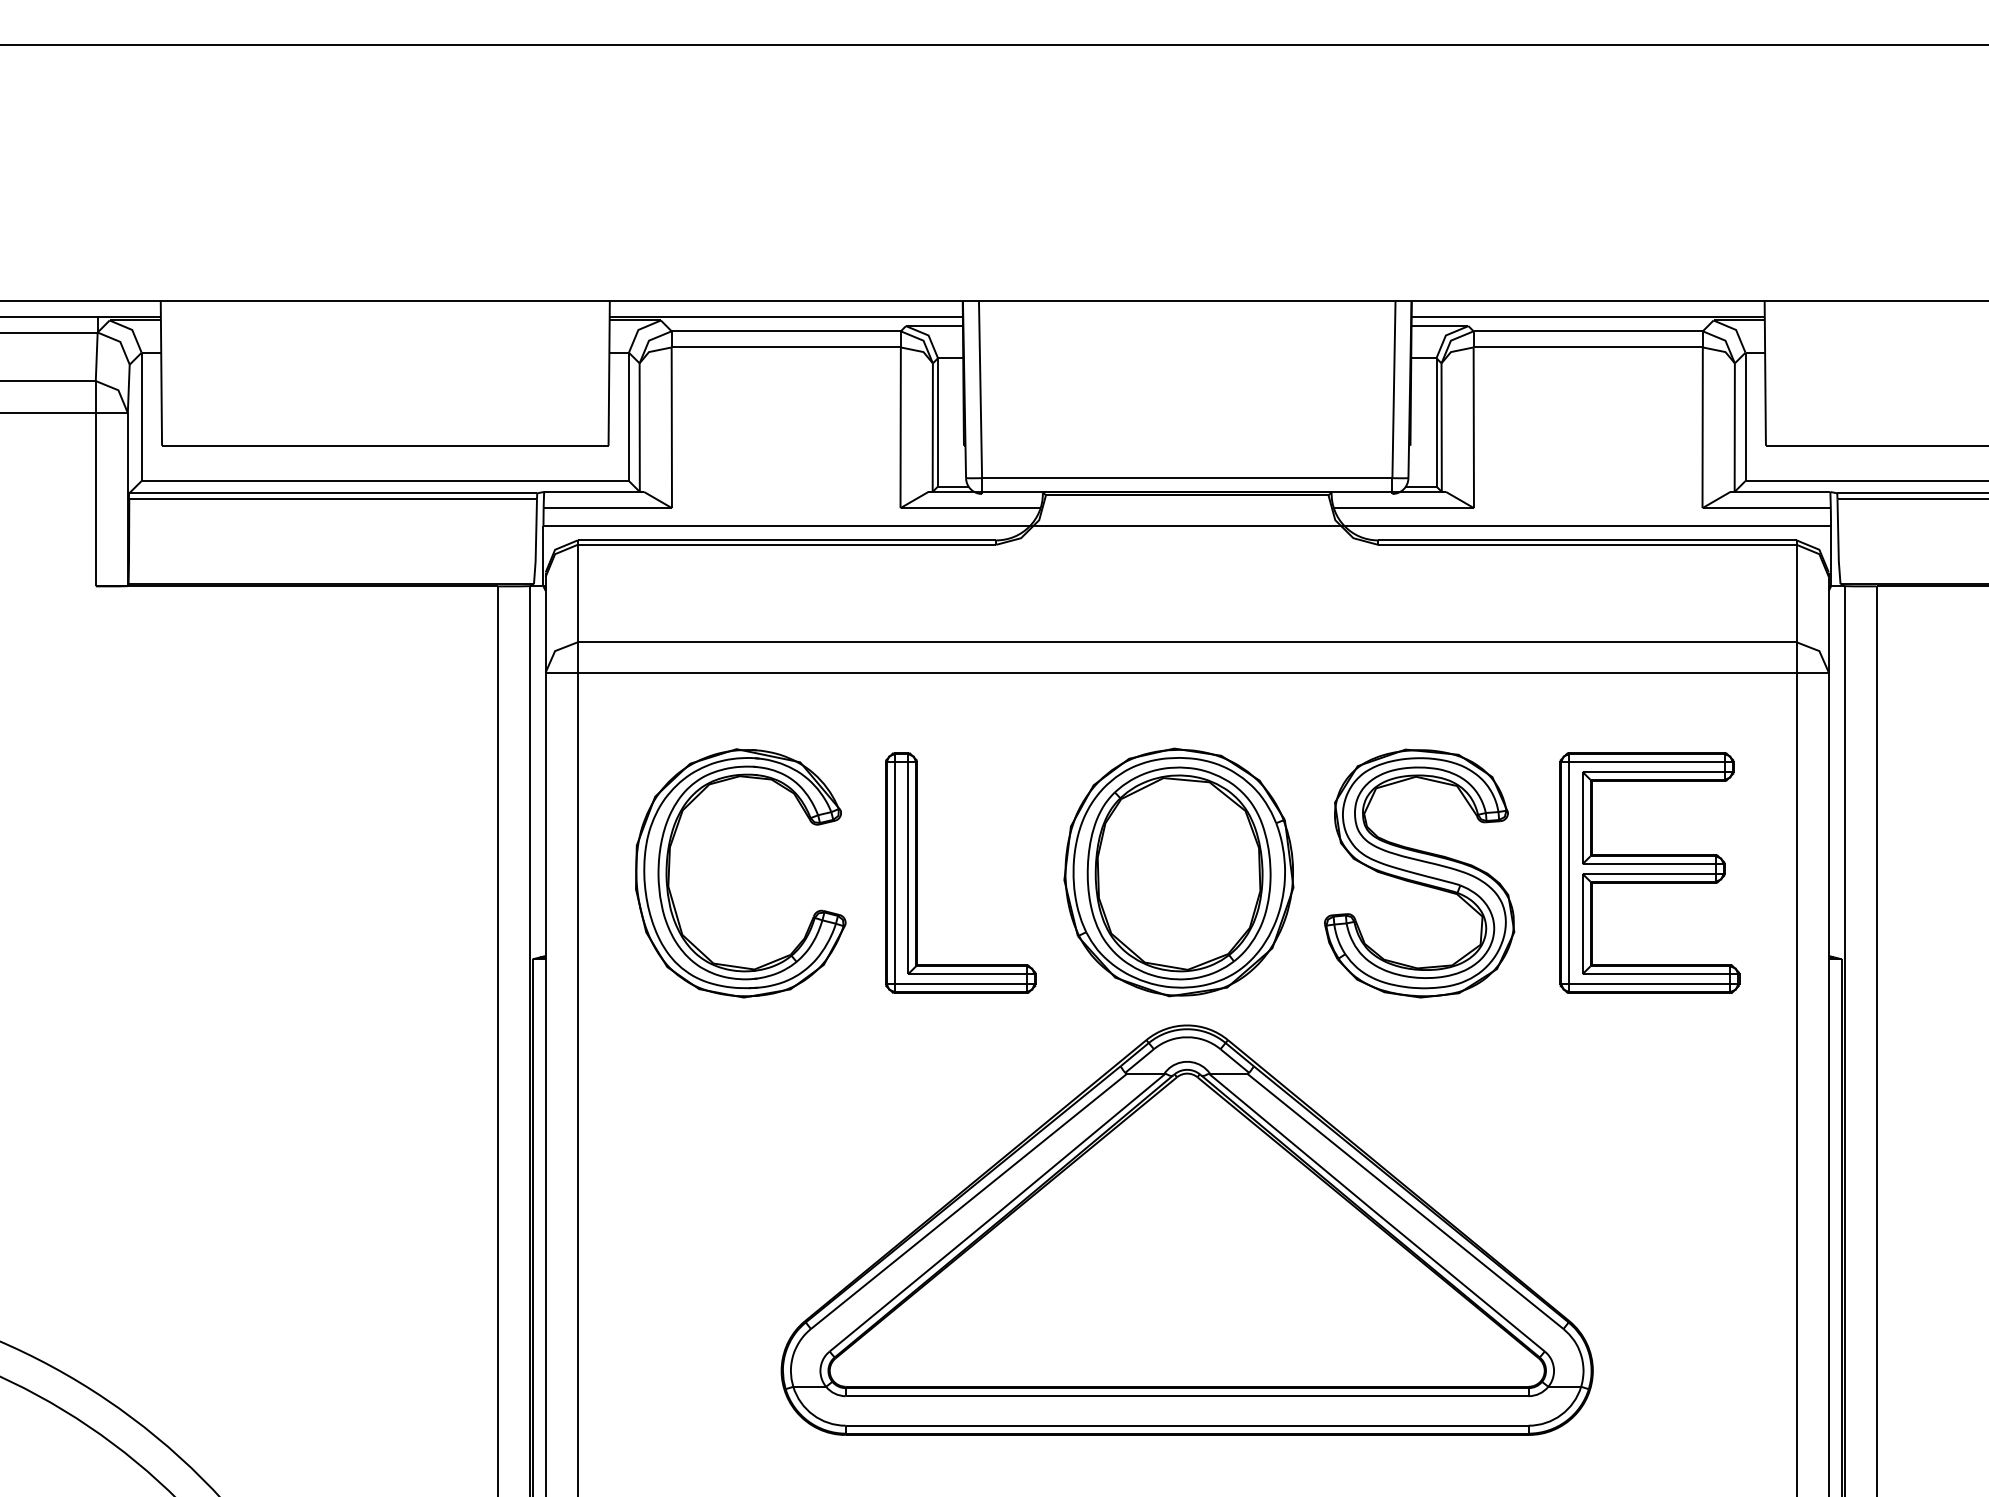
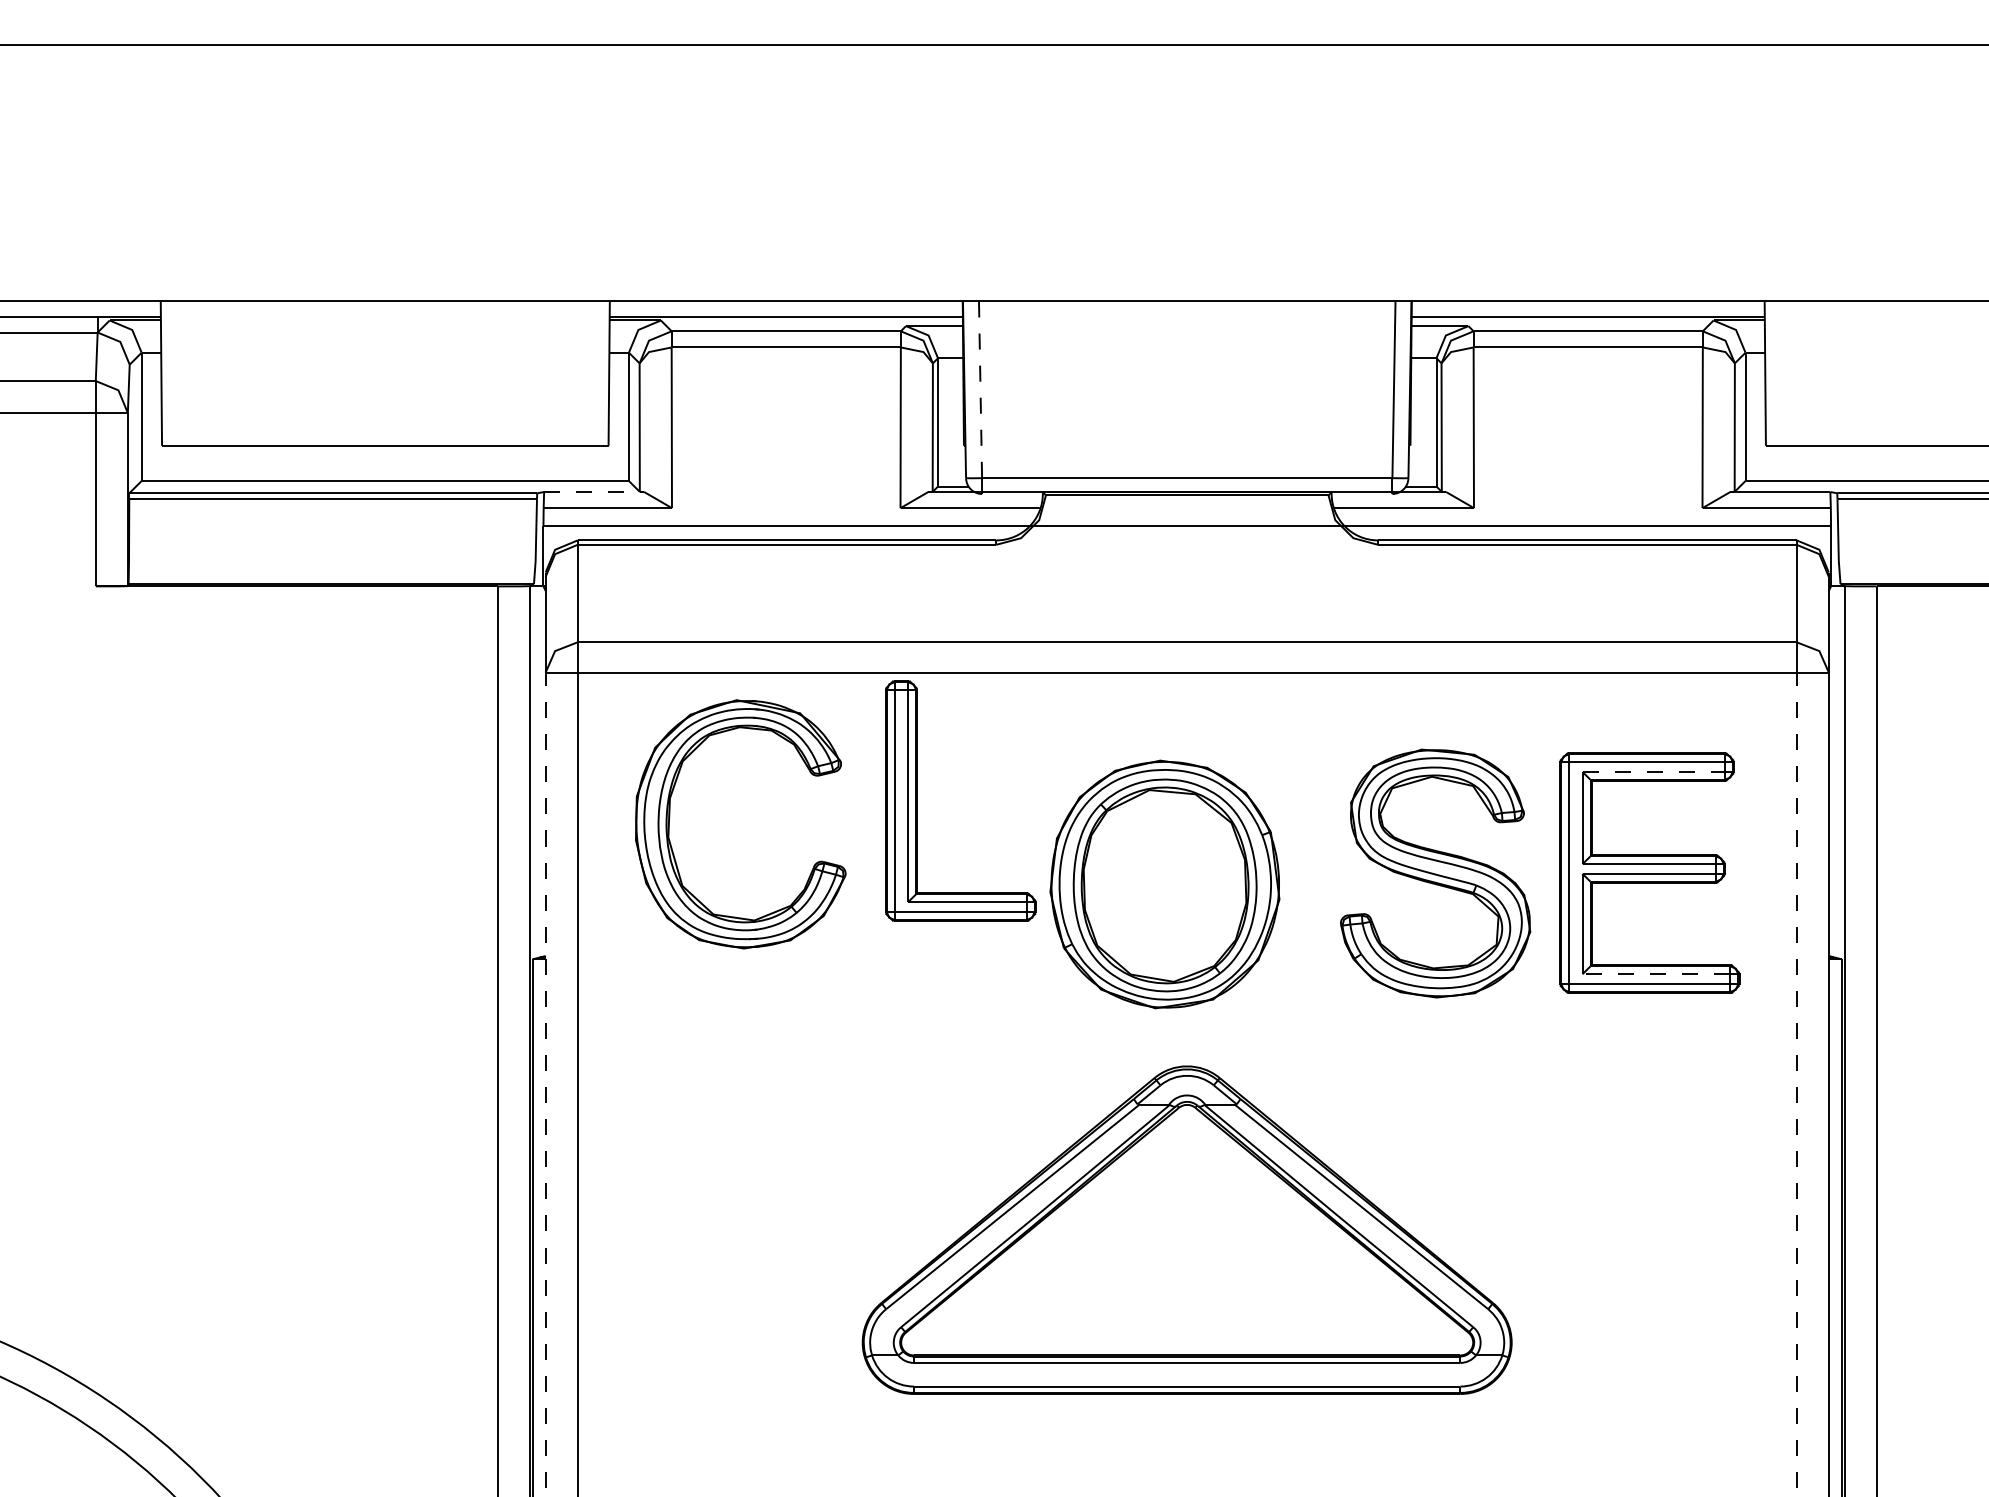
line: solid -> dashed (980, 390)
line: solid -> dashed (594, 491)
line: solid -> dashed (1654, 771)
part position: (670, 866) -> (670, 817) (670, 817)
part position: (917, 872) -> (917, 800) (917, 800)
part position: (1178, 872) -> (1164, 884) (1164, 884)
part position: (1419, 873) -> (1435, 873) (1435, 873)
line: solid -> dashed (1656, 974)
line: solid -> dashed (545, 1084)
line: solid -> dashed (1796, 1084)
part size: 814x412 px -> 652x330 px (1186, 1229)
